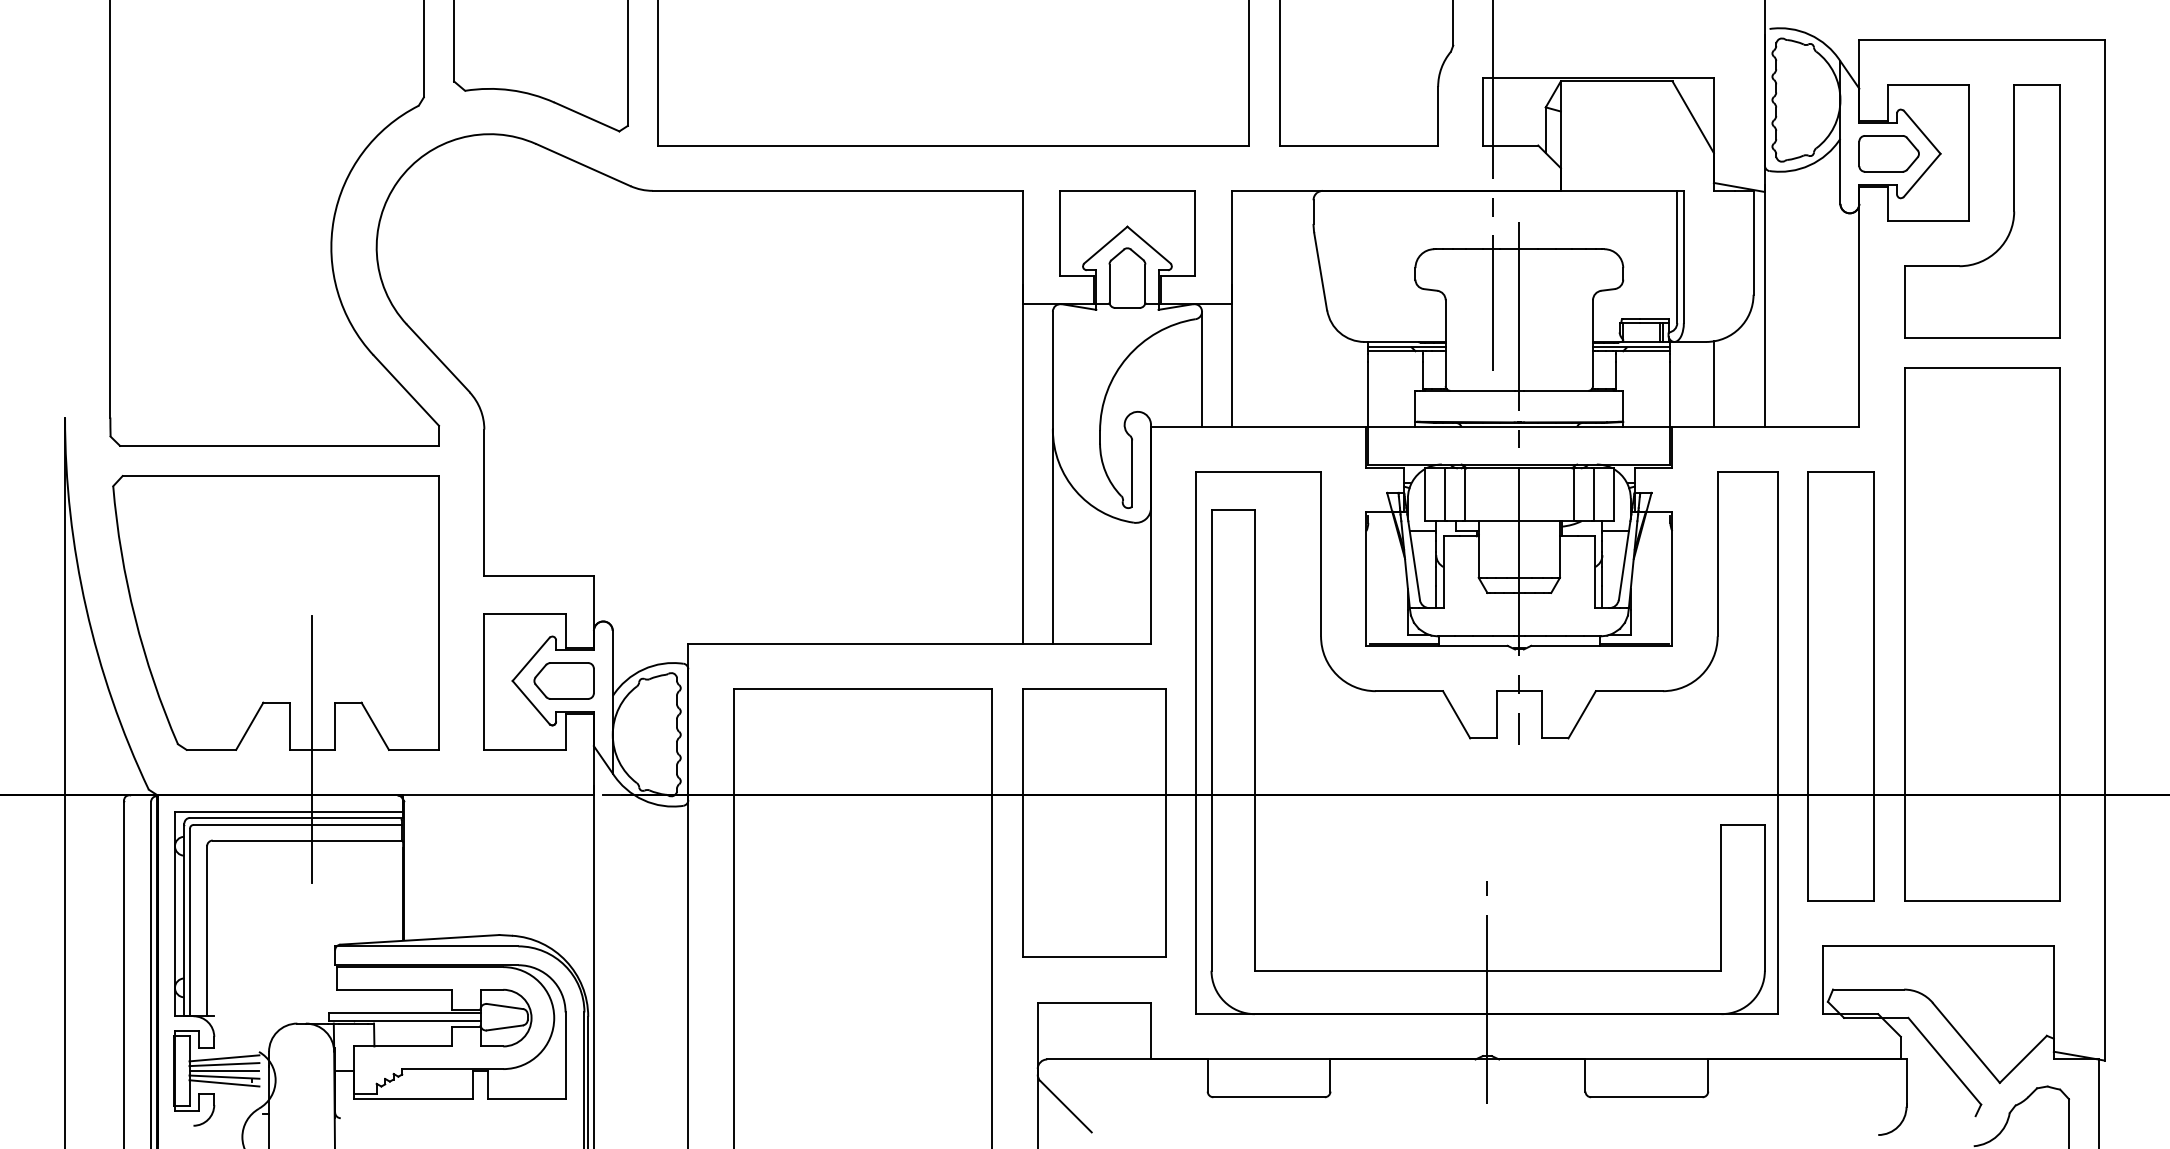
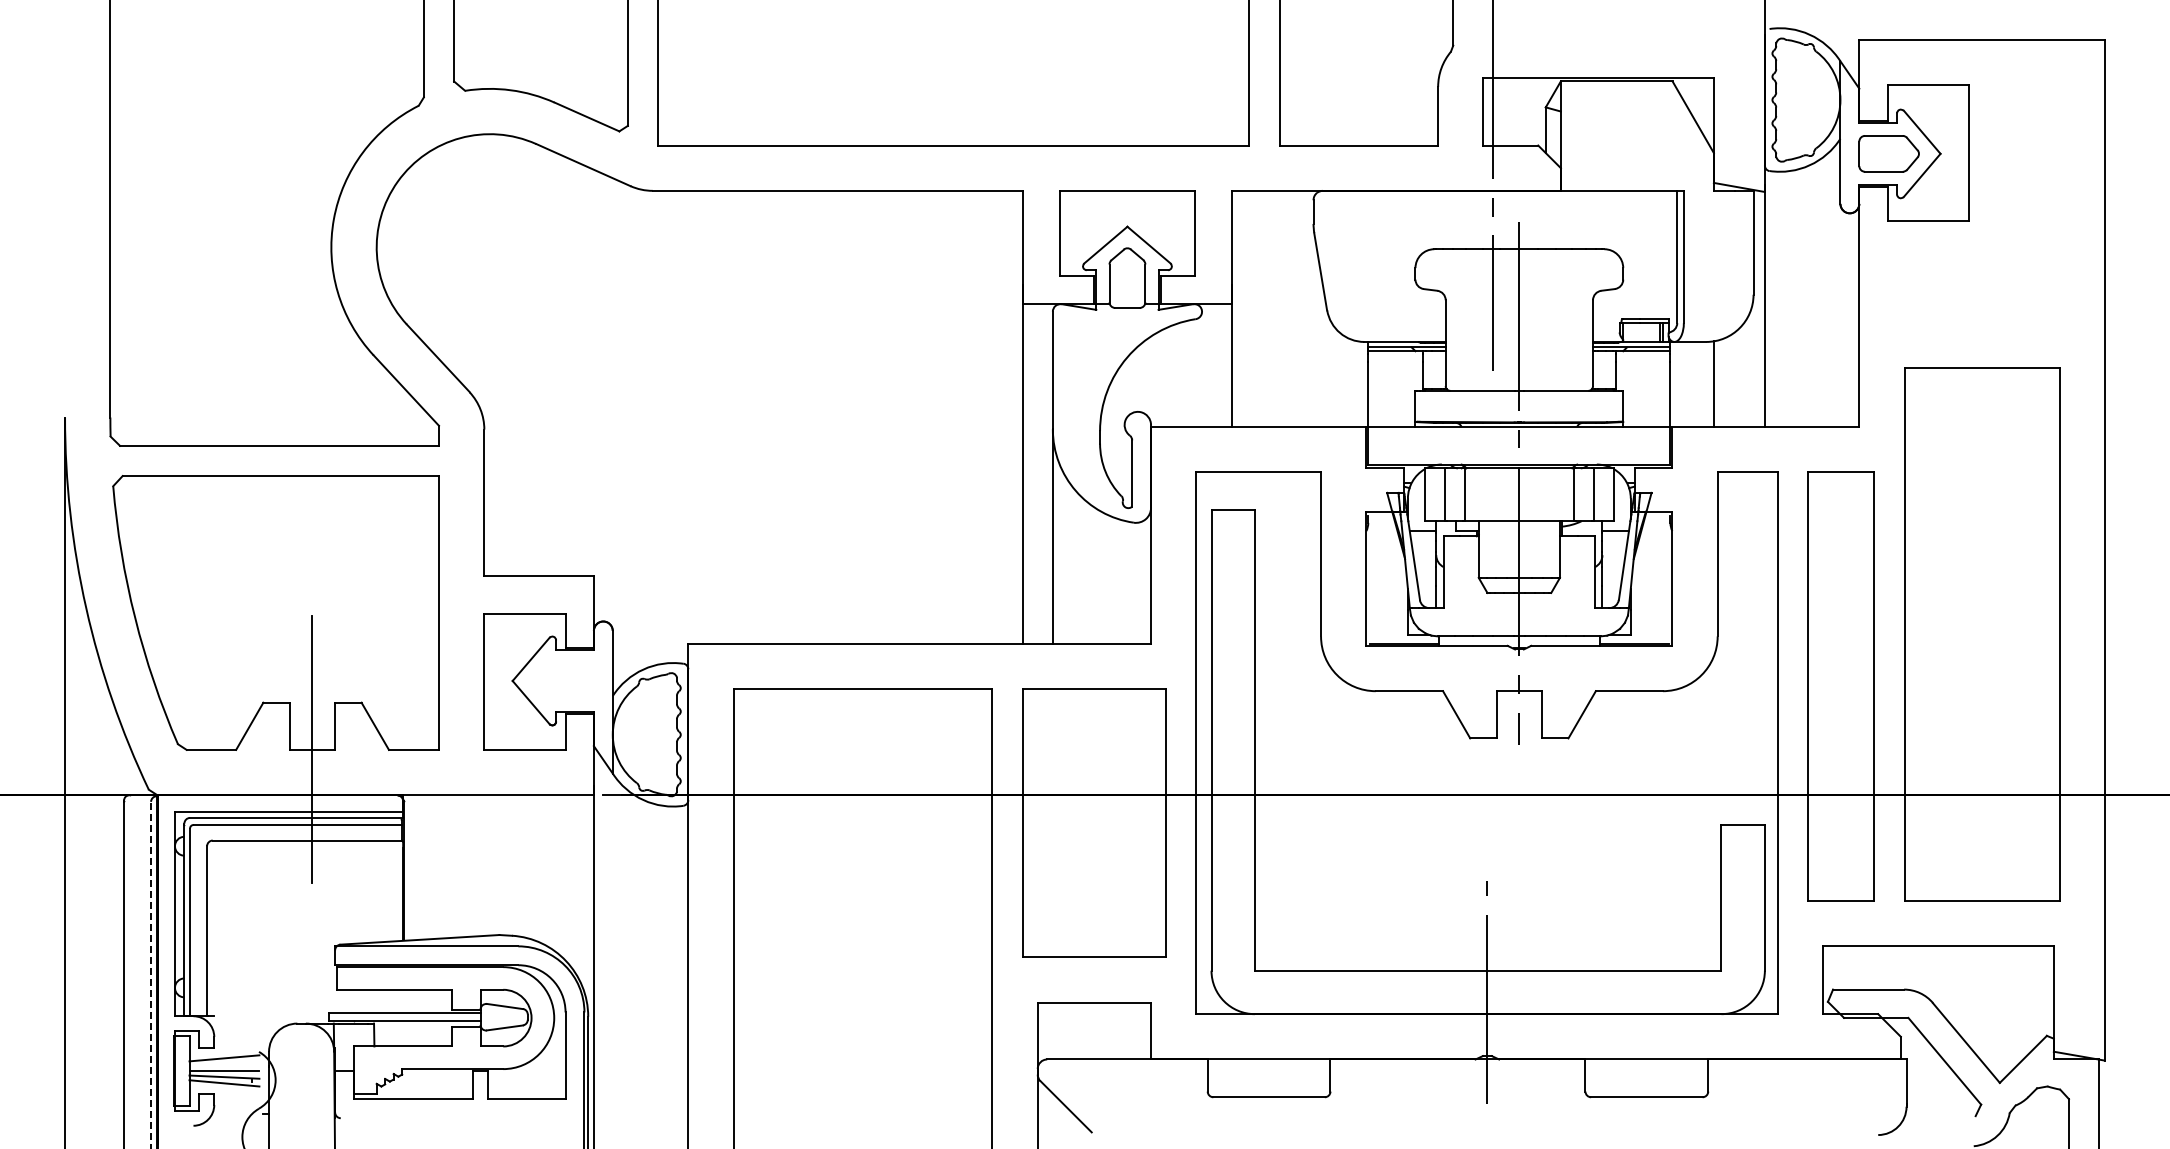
part: present -> none (2012, 217)
line: present -> none (1202, 368)
part: present -> none (563, 680)
line: solid -> dashed (151, 974)
line: present -> none (224, 1064)
